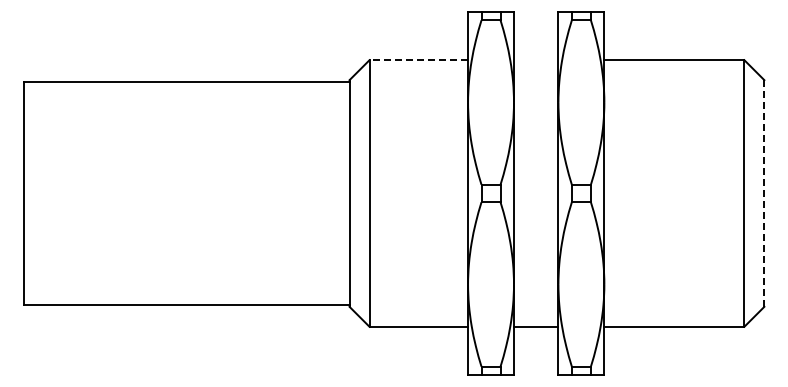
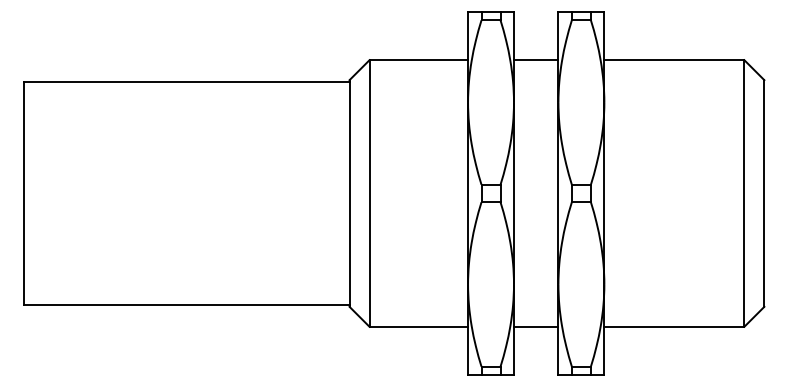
line: dashed -> solid (418, 60)
line: none -> present (535, 60)
line: dashed -> solid (764, 194)
